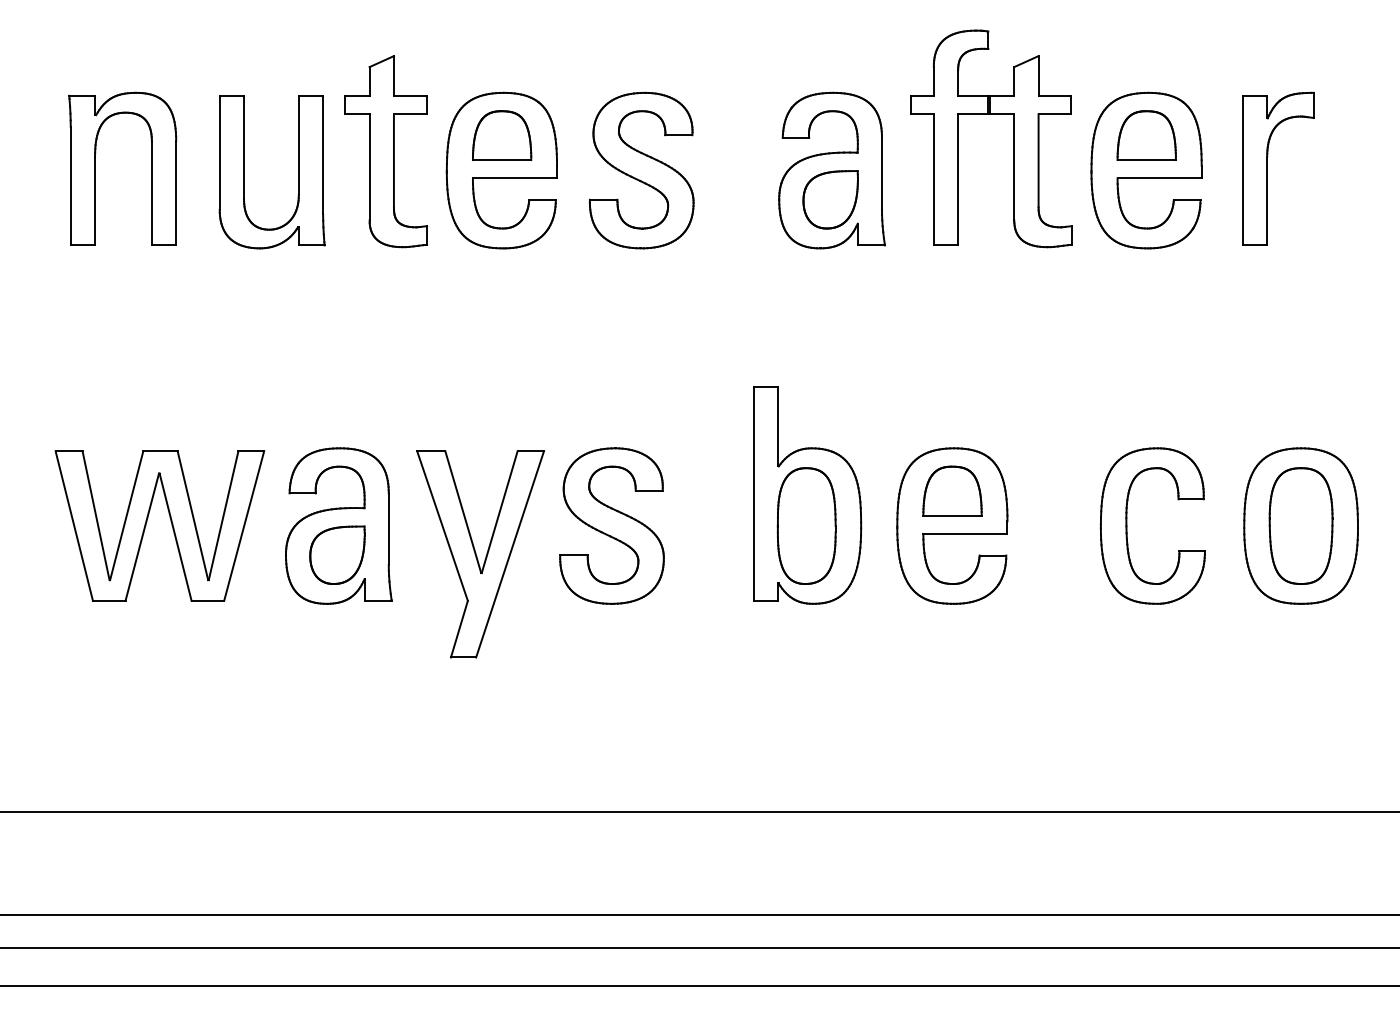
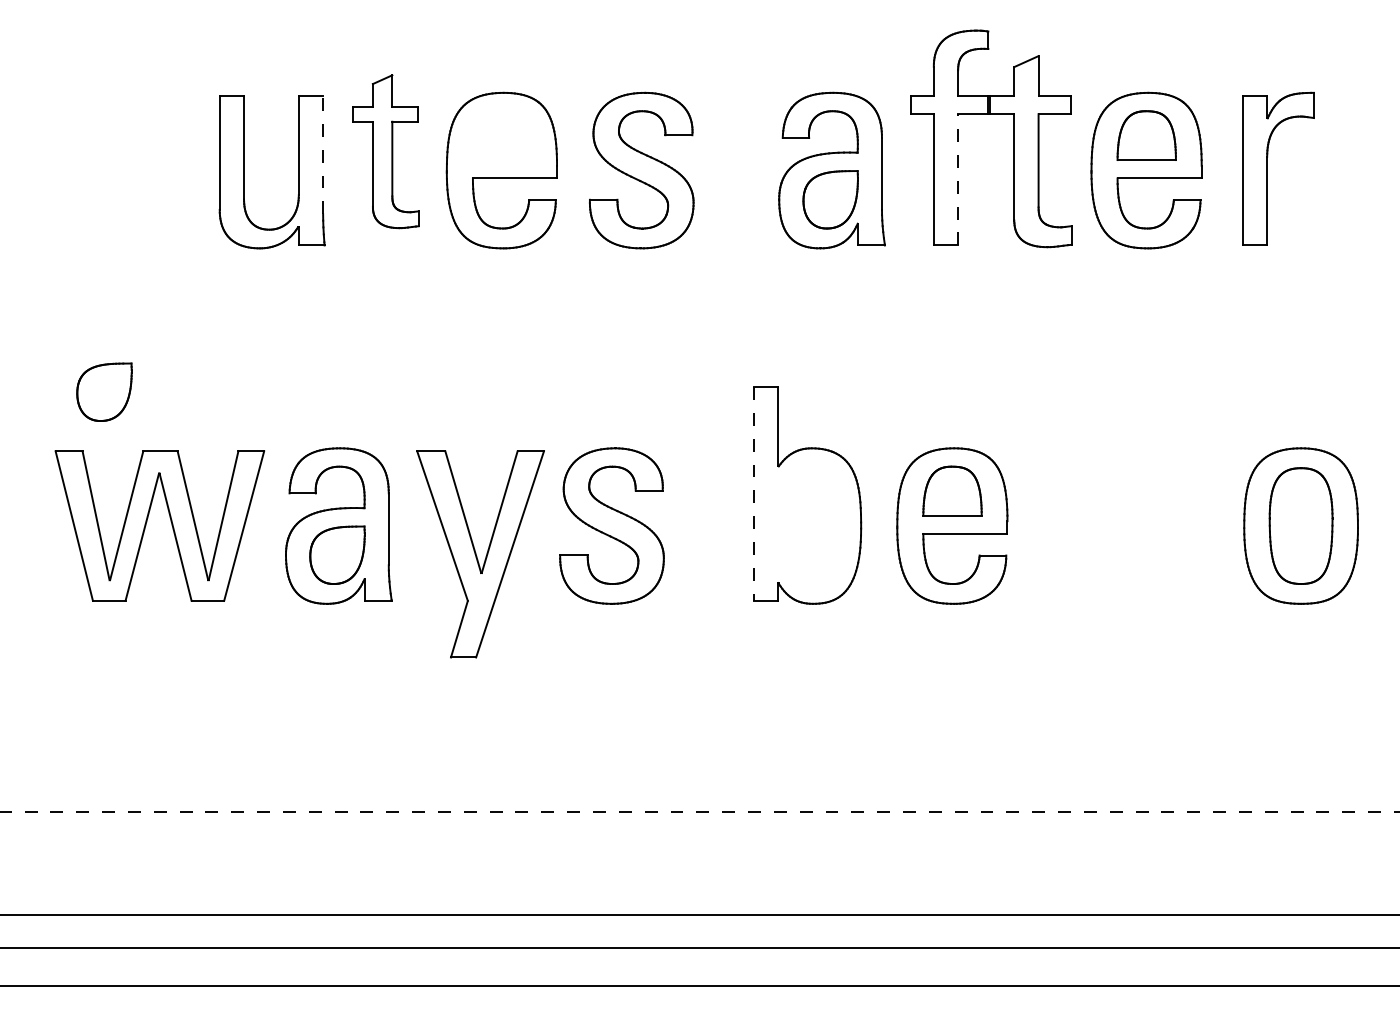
part: present -> none (502, 135)
part size: 84x194 px -> 68x156 px (385, 151)
line: solid -> dashed (323, 154)
part: present -> none (95, 168)
line: solid -> dashed (958, 179)
part: none -> present (104, 391)
line: solid -> dashed (753, 493)
part: present -> none (806, 525)
part: present -> none (1127, 525)
line: solid -> dashed (699, 812)
